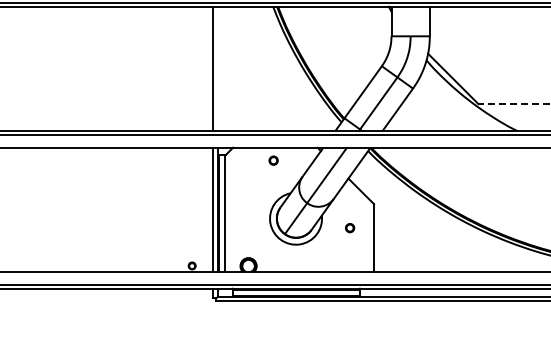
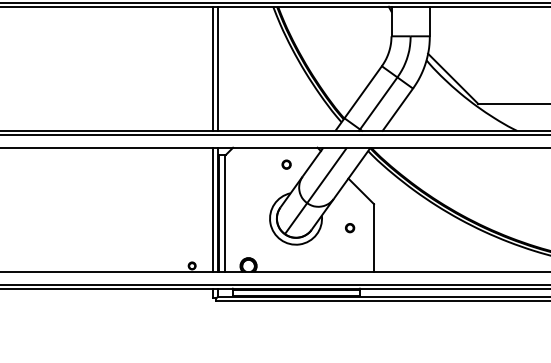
line: none -> present (217, 68)
line: dashed -> solid (514, 104)
part position: (273, 160) -> (286, 164) (286, 164)
